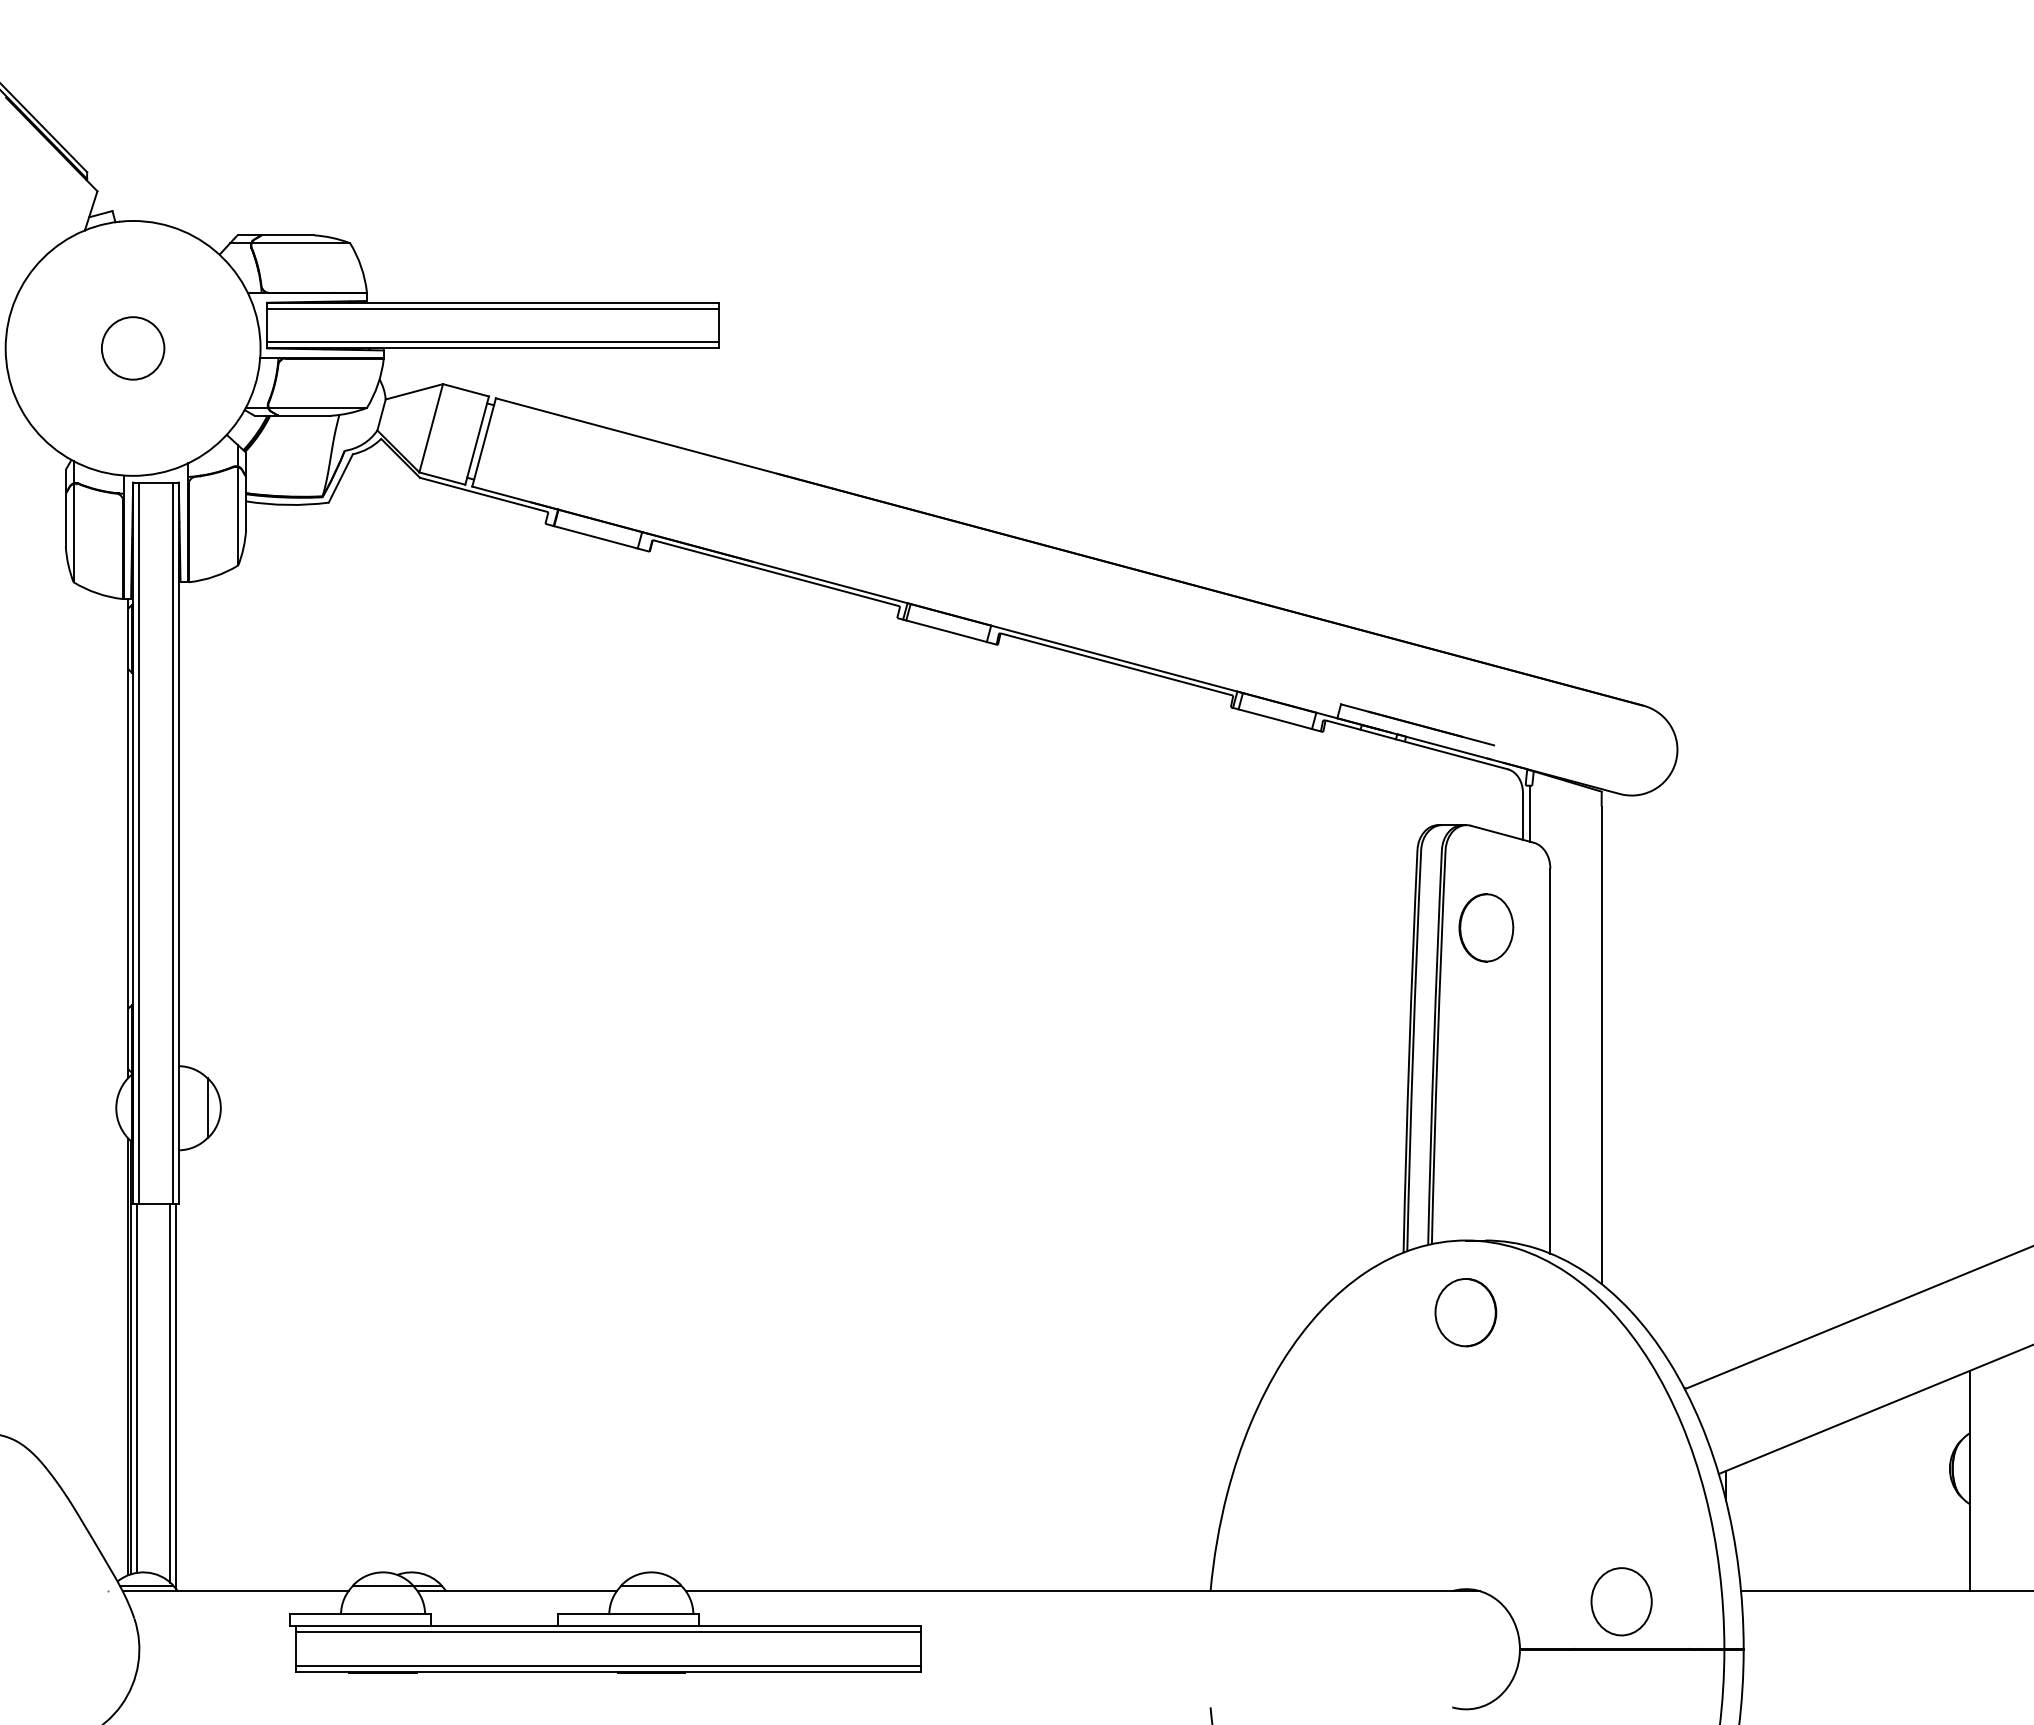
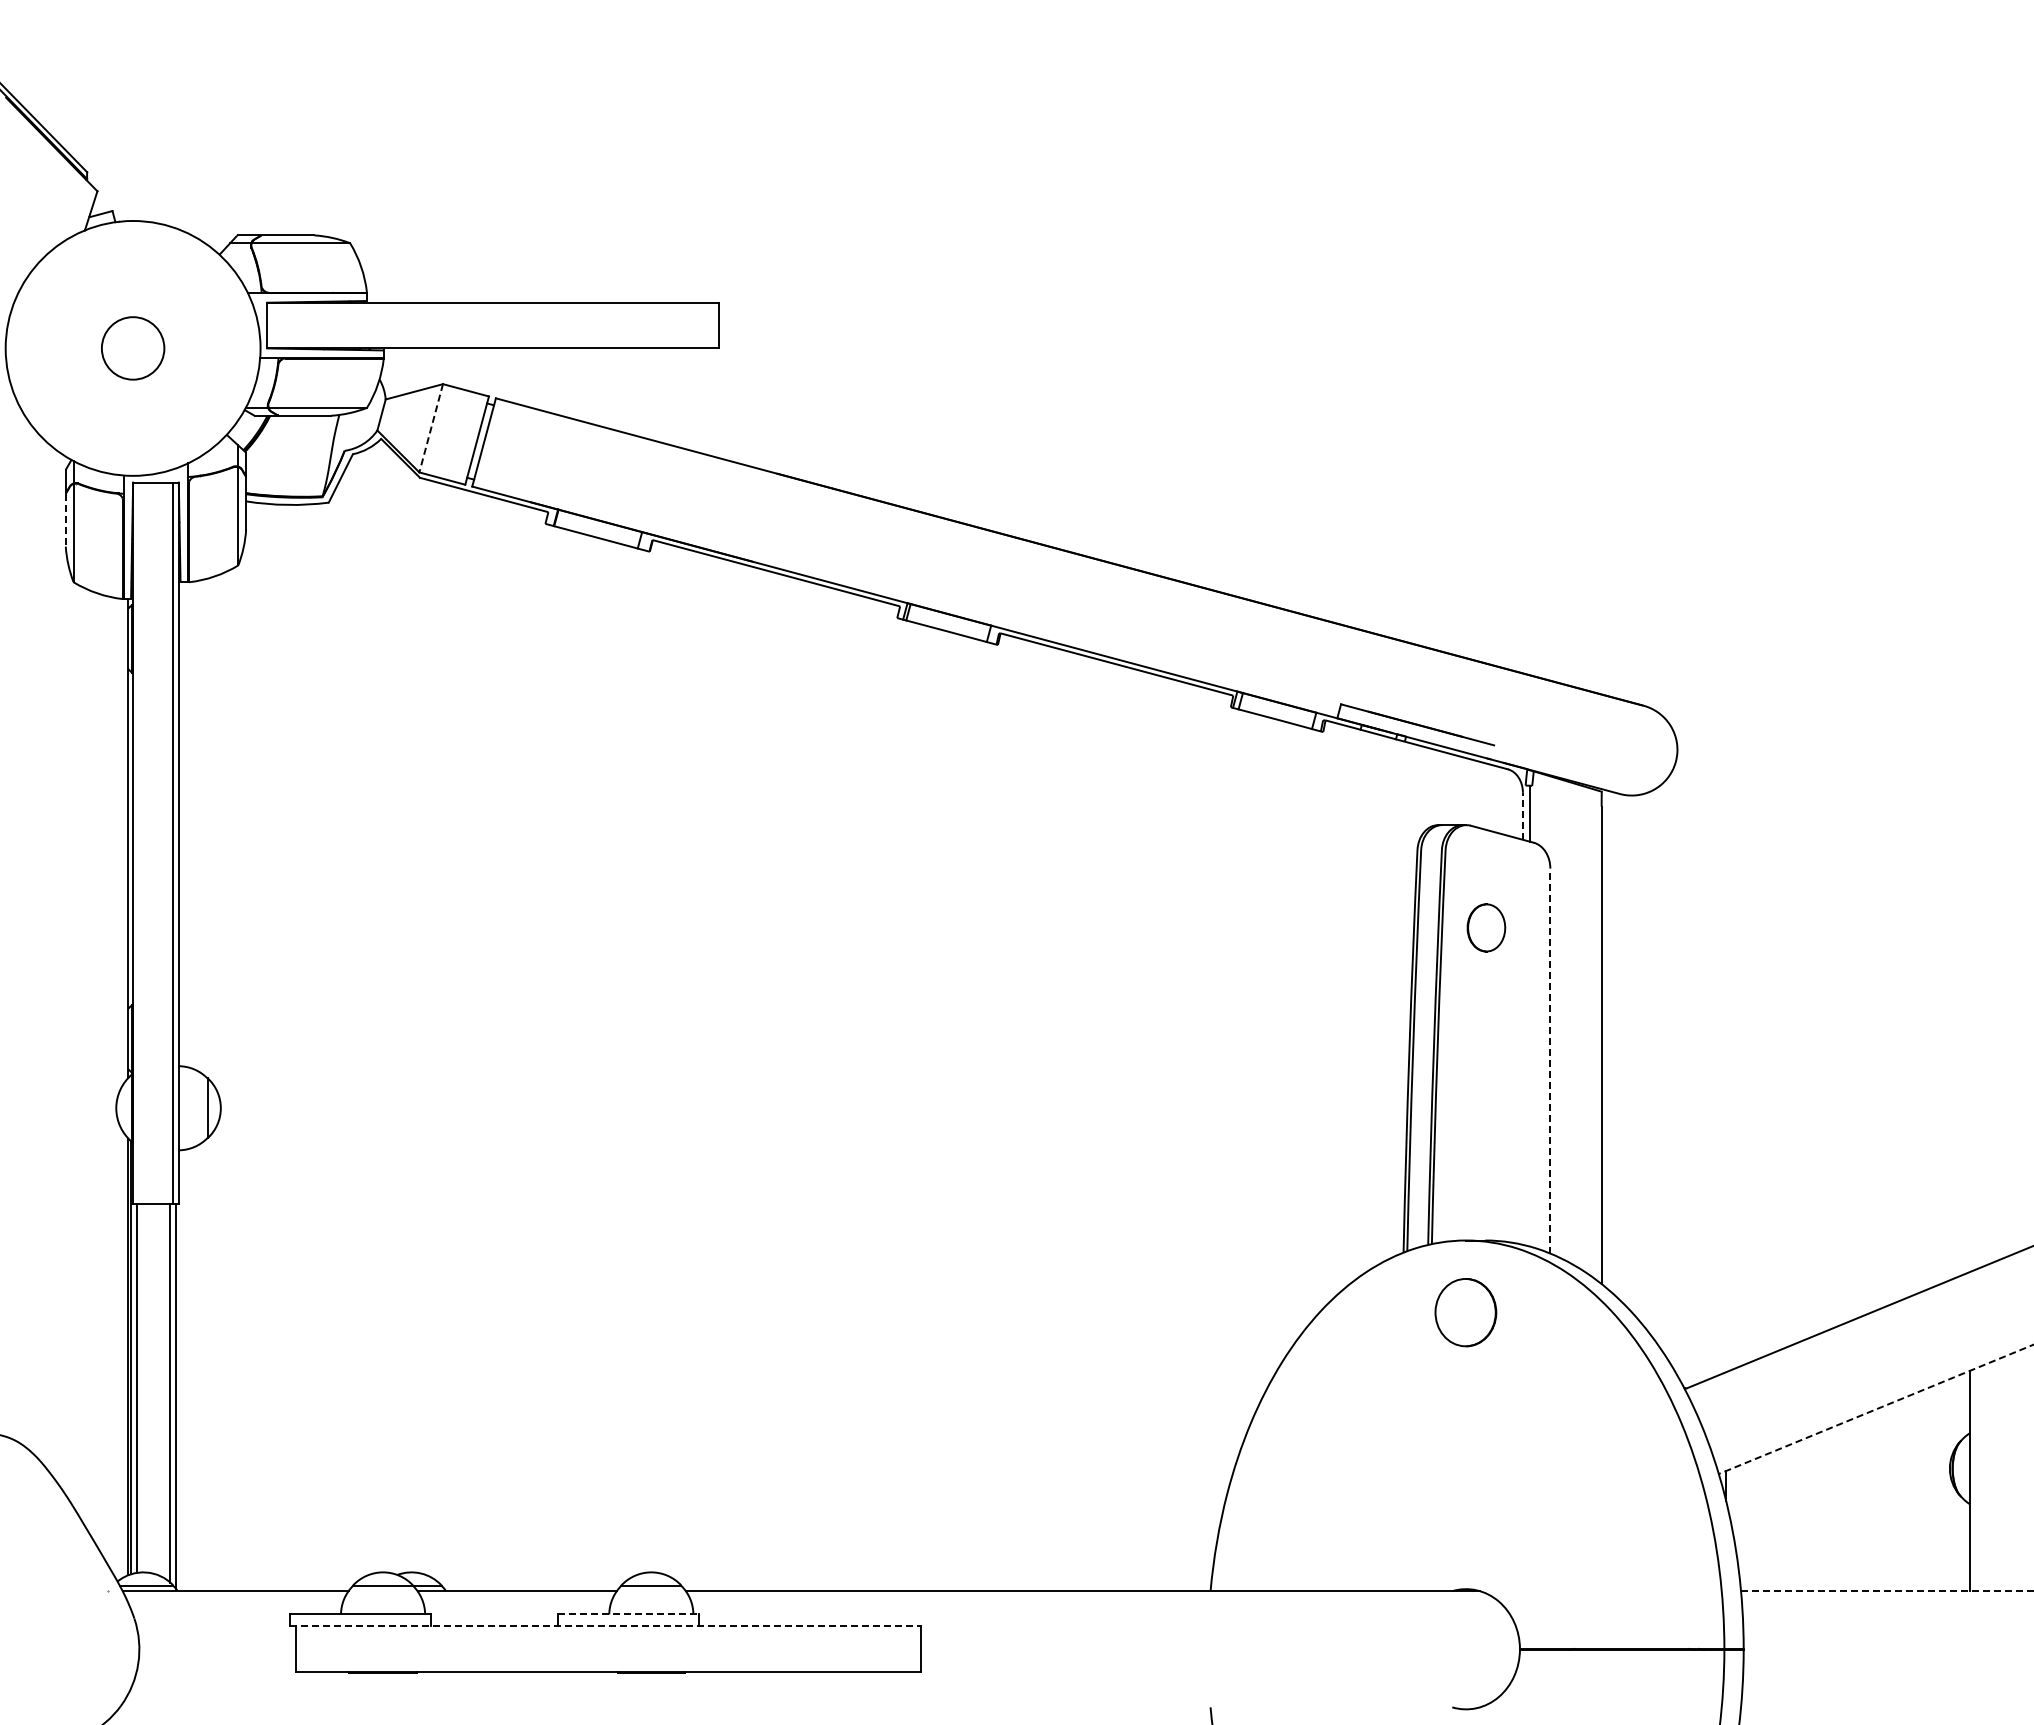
line: present -> none (492, 308)
line: present -> none (492, 342)
line: solid -> dashed (431, 428)
line: solid -> dashed (65, 520)
line: solid -> dashed (1522, 815)
line: present -> none (139, 843)
part size: 57x70 px -> 41x50 px (1486, 927)
line: solid -> dashed (1550, 1060)
line: solid -> dashed (1875, 1409)
line: solid -> dashed (1887, 1591)
part: present -> none (1621, 1601)
line: solid -> dashed (628, 1614)
line: solid -> dashed (605, 1626)
line: present -> none (608, 1632)
line: present -> none (608, 1666)
